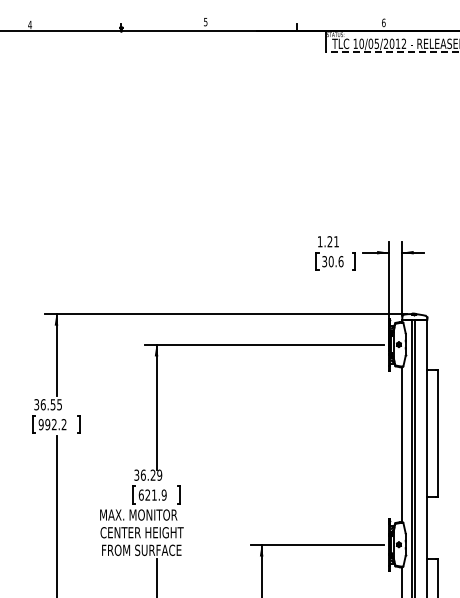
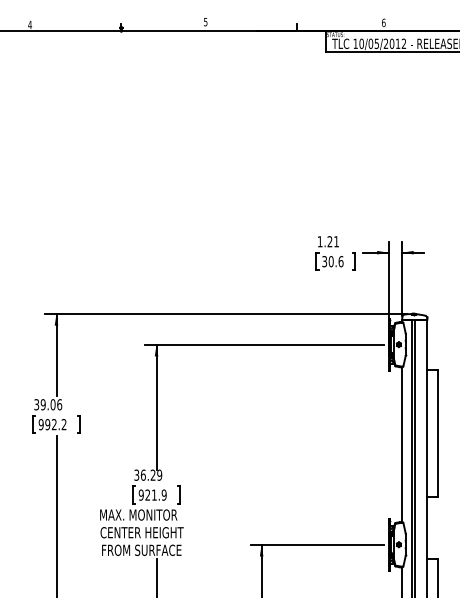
line: dashed -> solid (392, 52)
text: 36.55 -> 39.06 (51, 404)
text: 621.9 -> 921.9 (140, 494)
